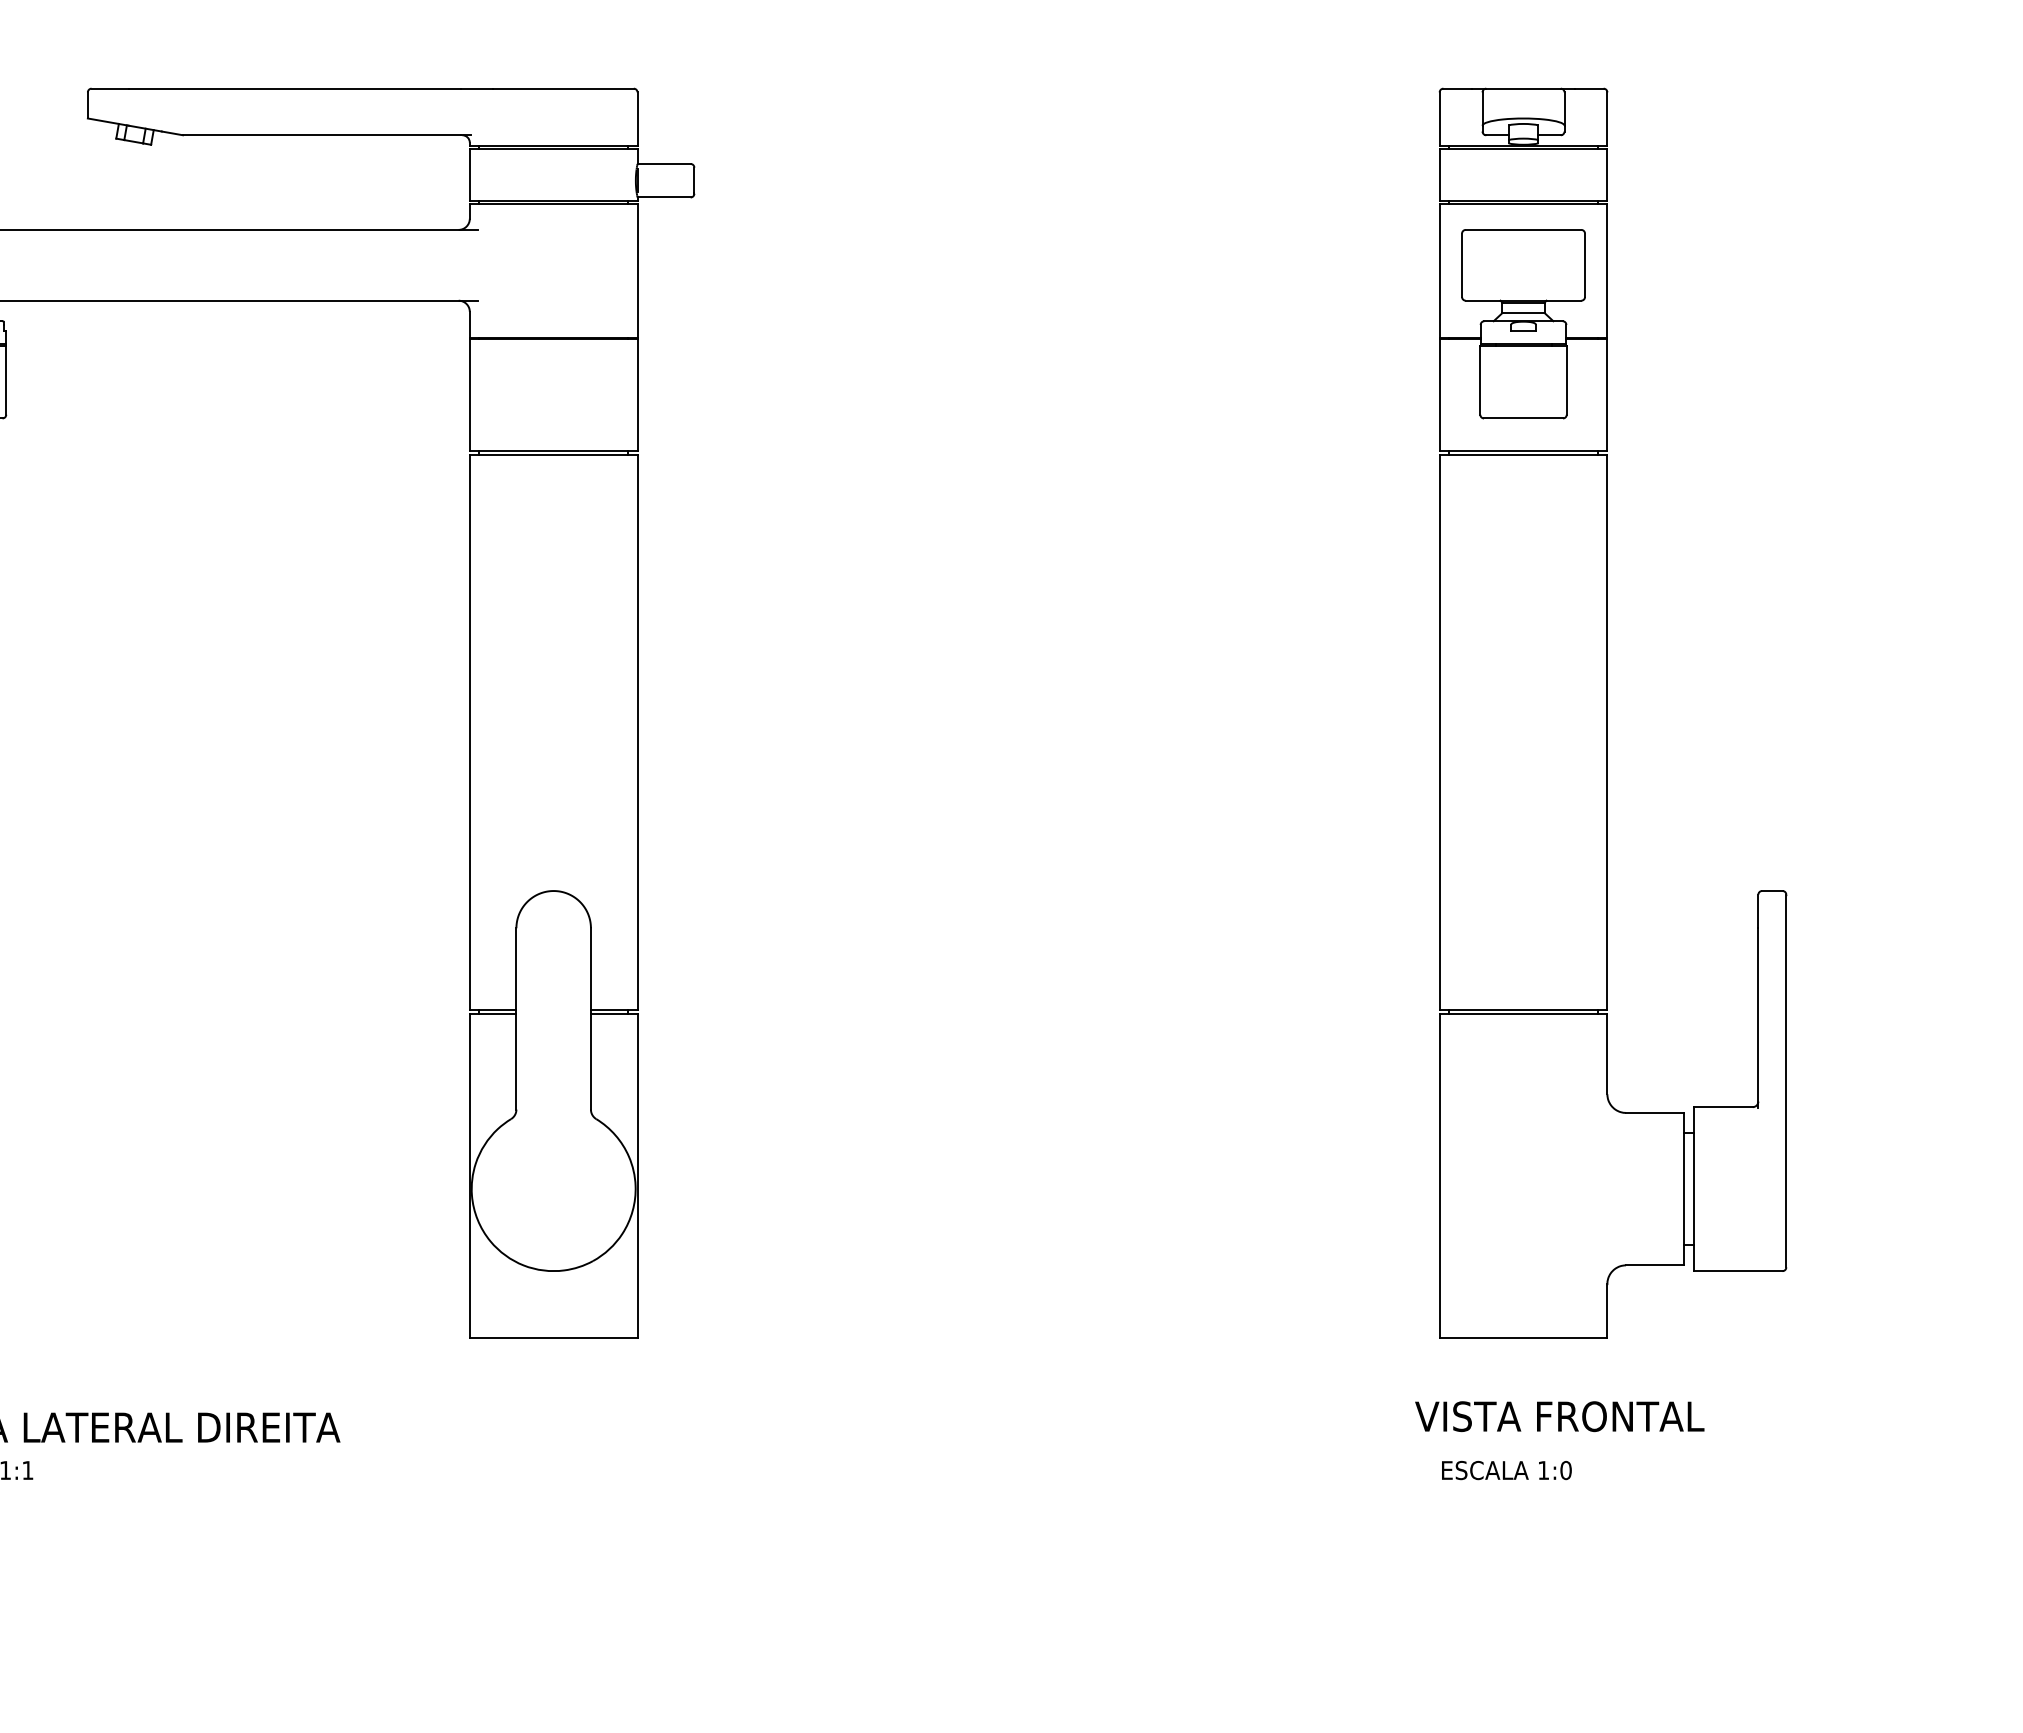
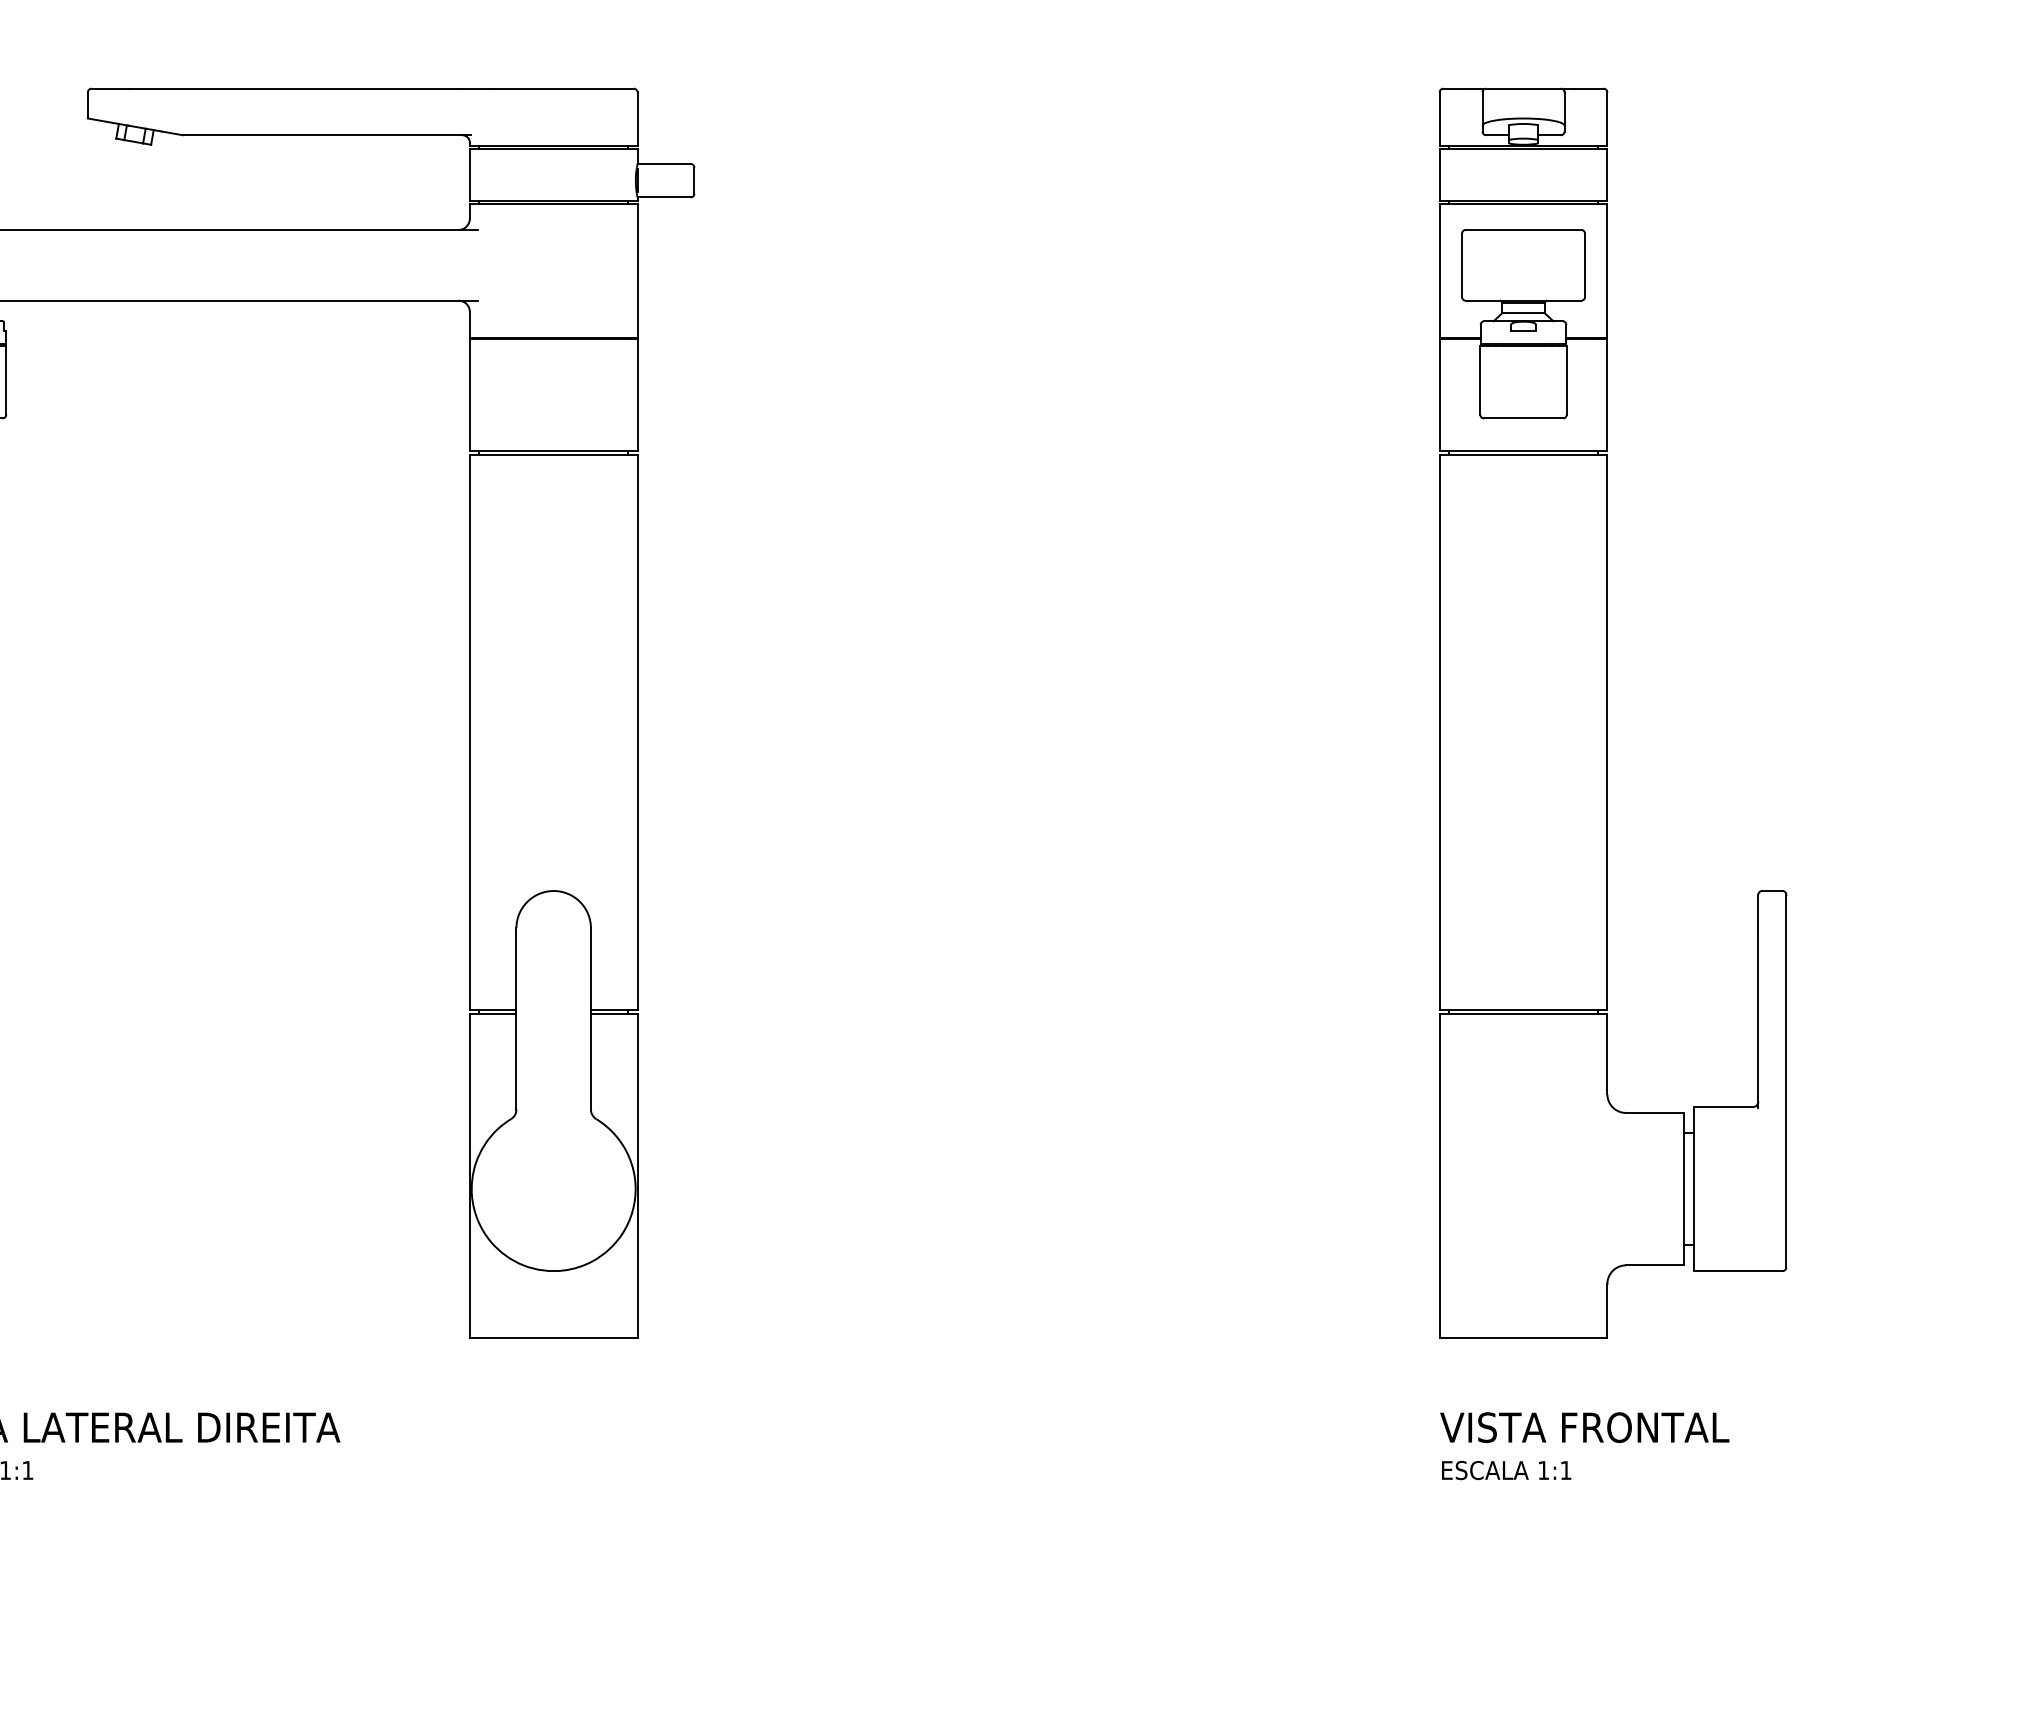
text position: (1559, 1416) -> (1584, 1427) (1584, 1427)
text: 1:0 -> 1:1 (1565, 1470)
